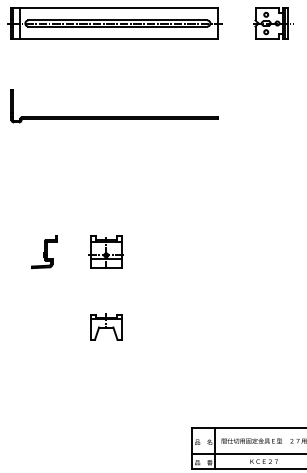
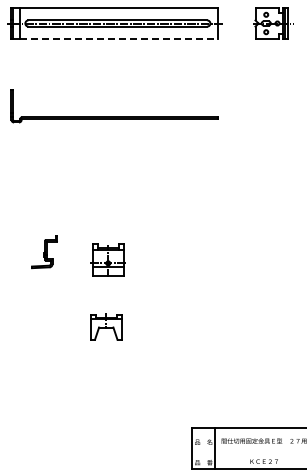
line: solid -> dashed (118, 38)
part position: (105, 251) -> (107, 259) (107, 259)
line: present -> none (247, 454)
